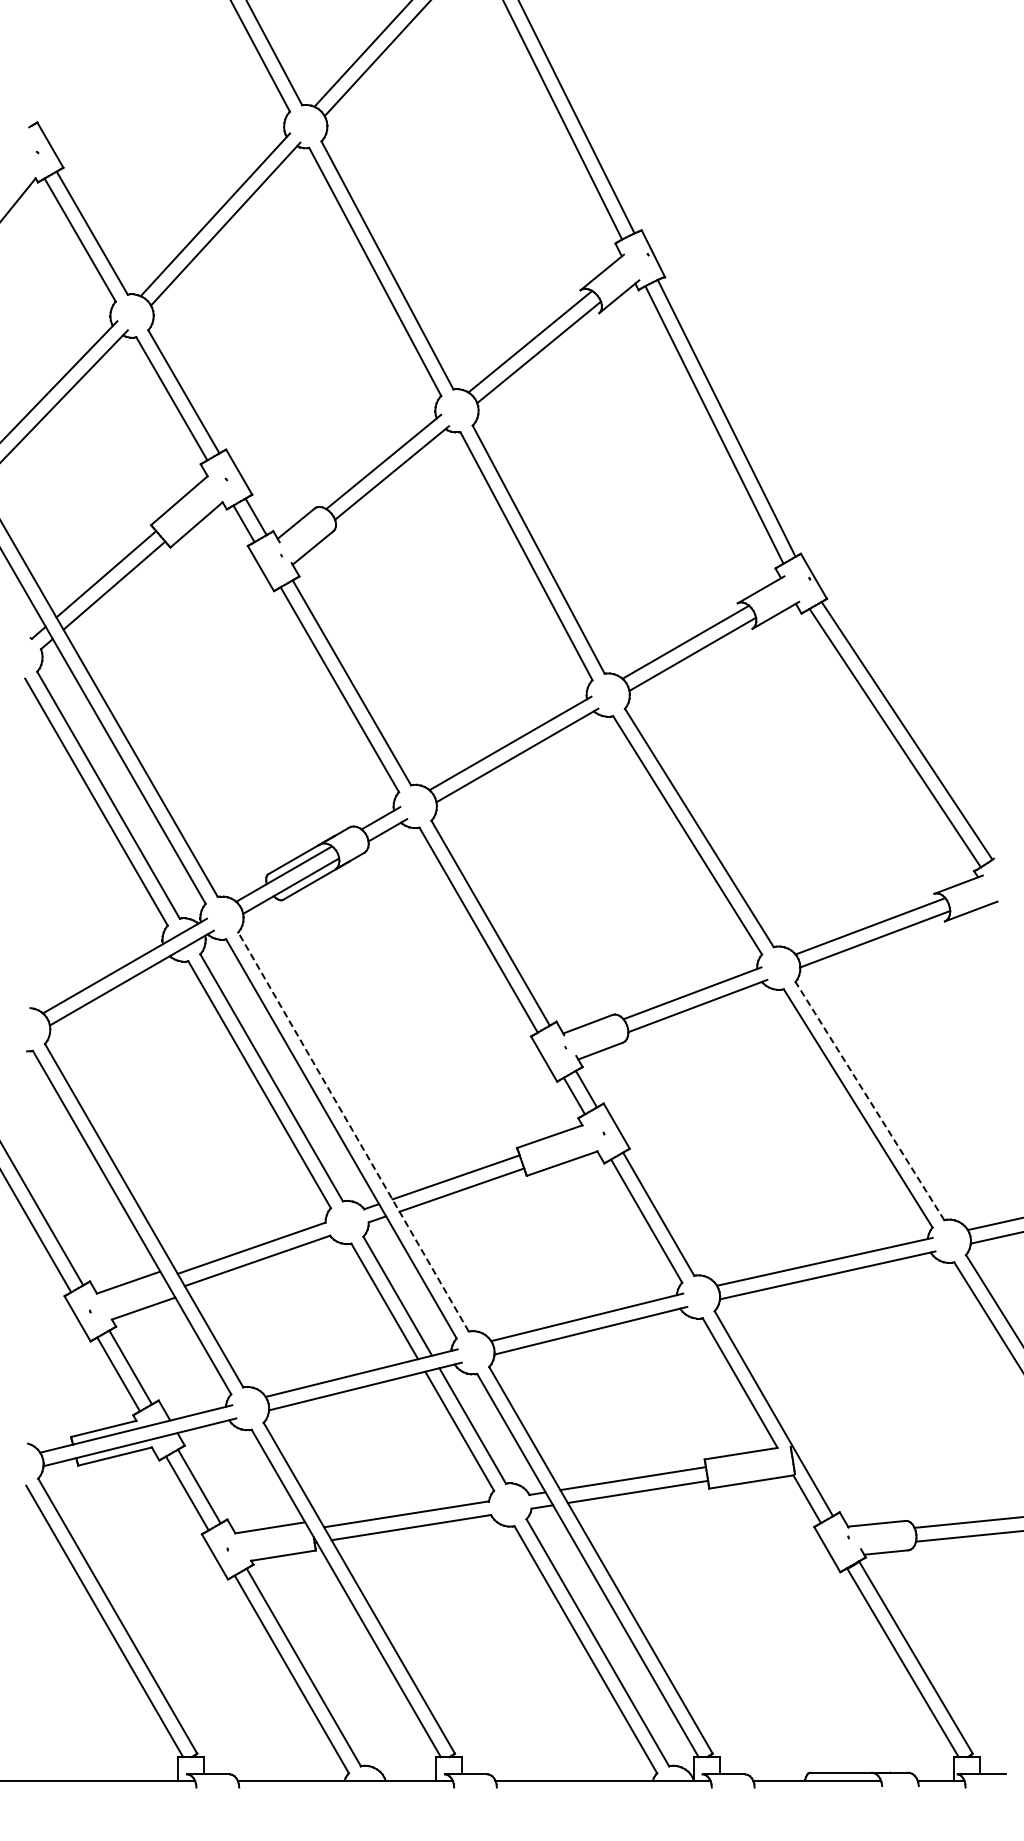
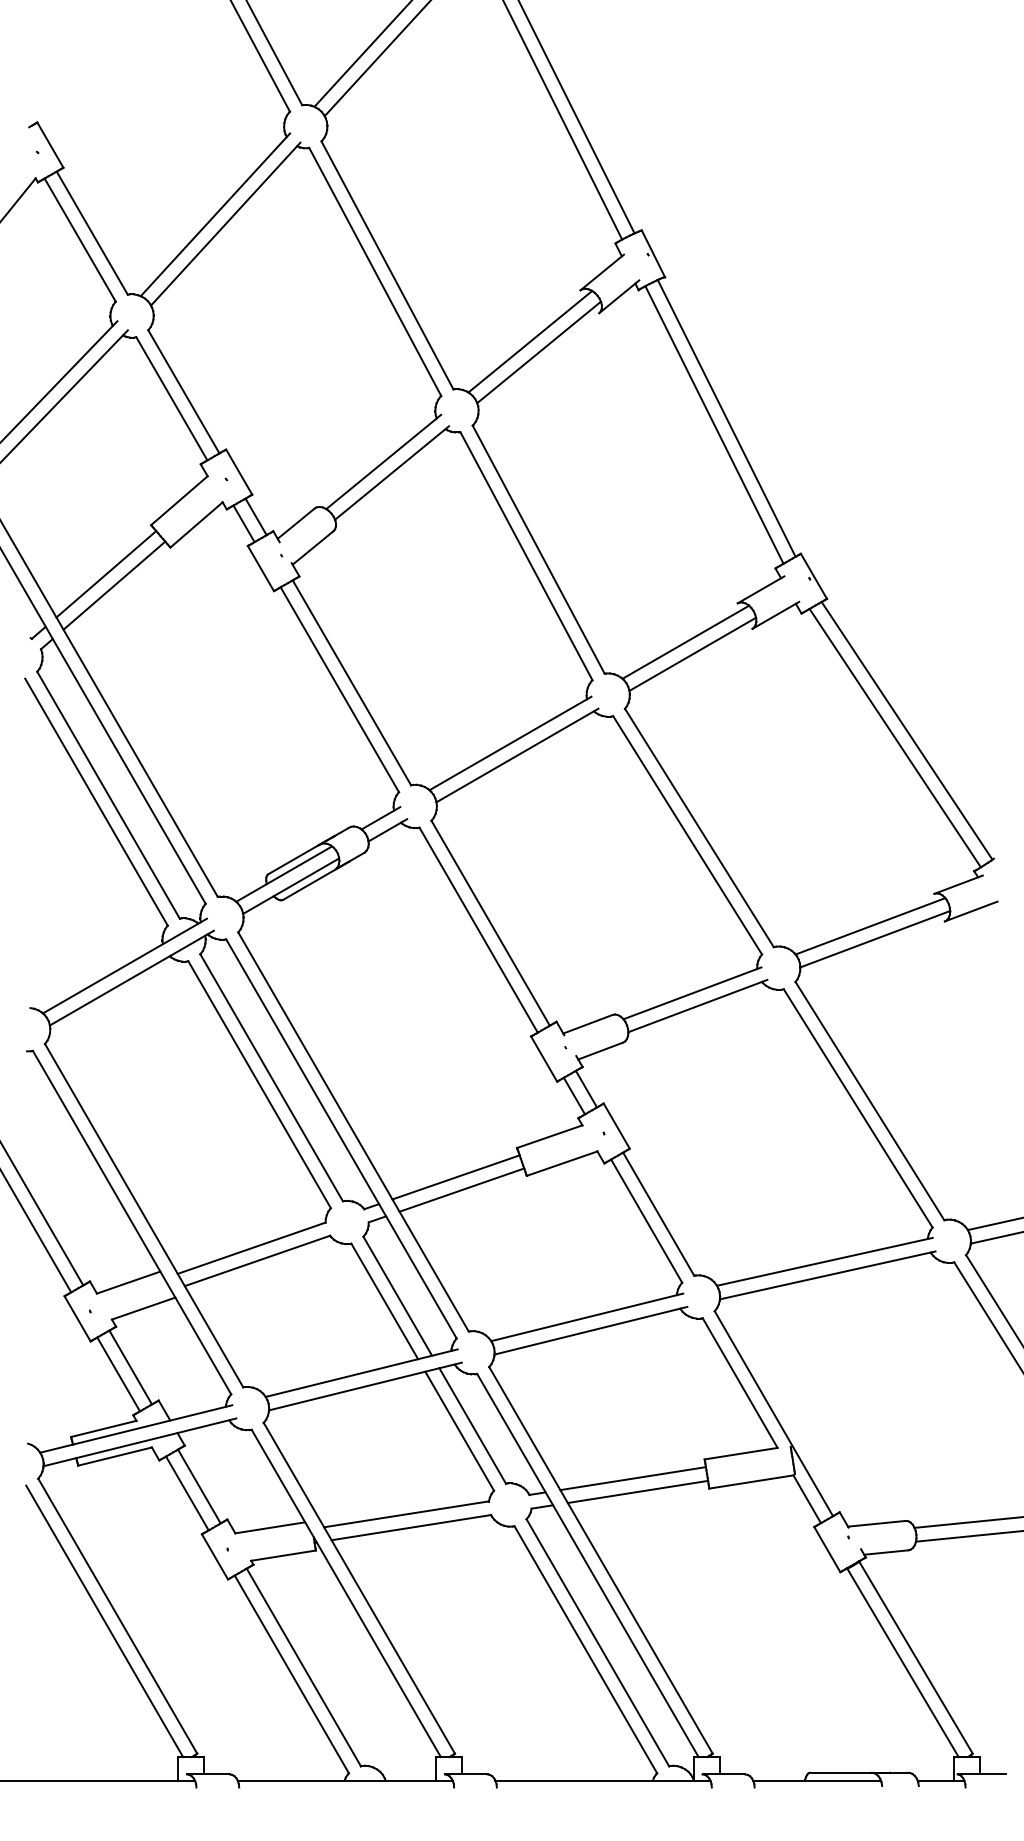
line: dashed -> solid (869, 1101)
line: dashed -> solid (353, 1131)
